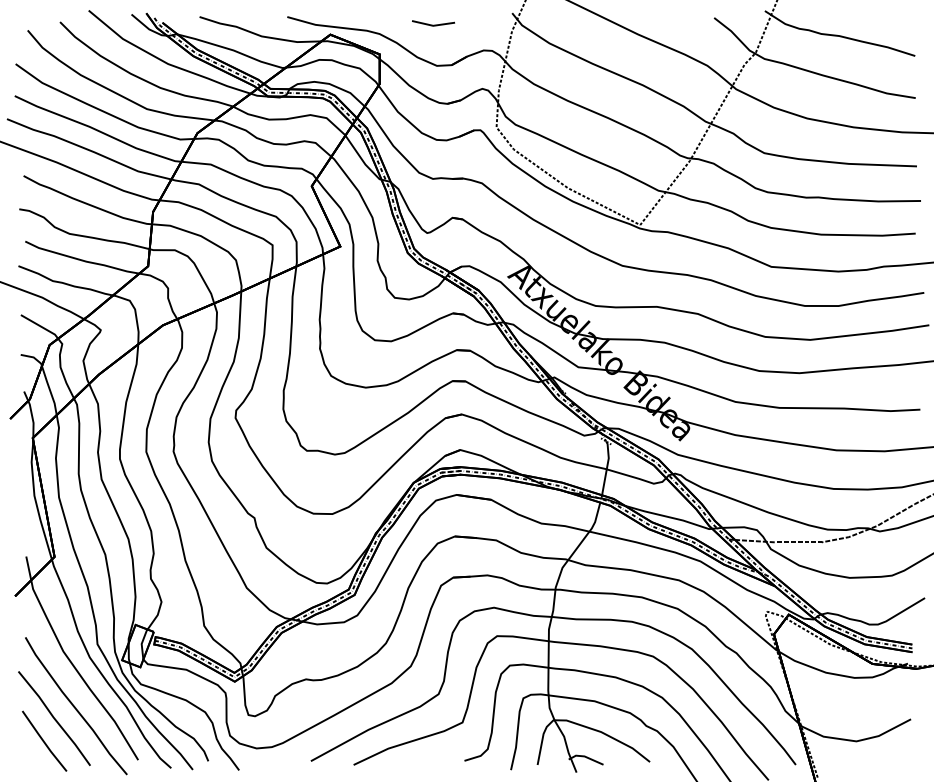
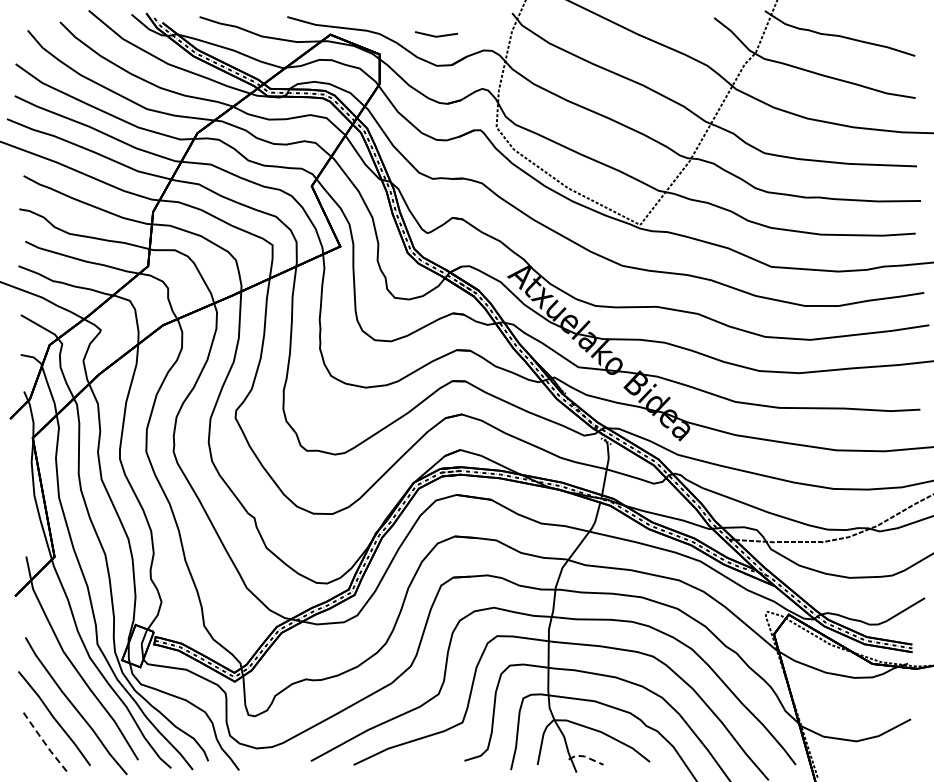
line position: (433, 24) -> (436, 35) (436, 35)
line: solid -> dashed (43, 741)
line: solid -> dashed (585, 756)
